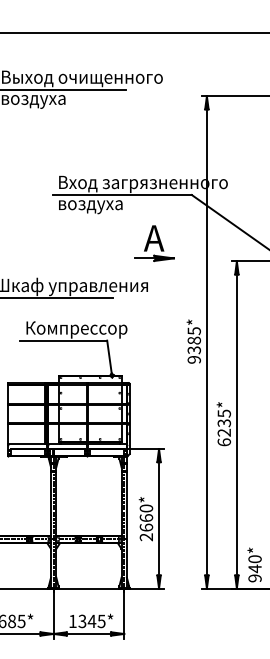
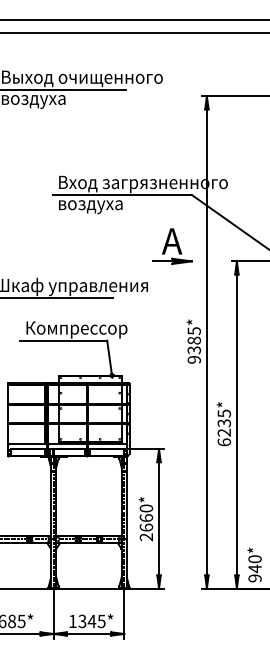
line: none -> present (134, 19)
part position: (154, 243) -> (172, 246) (172, 246)
